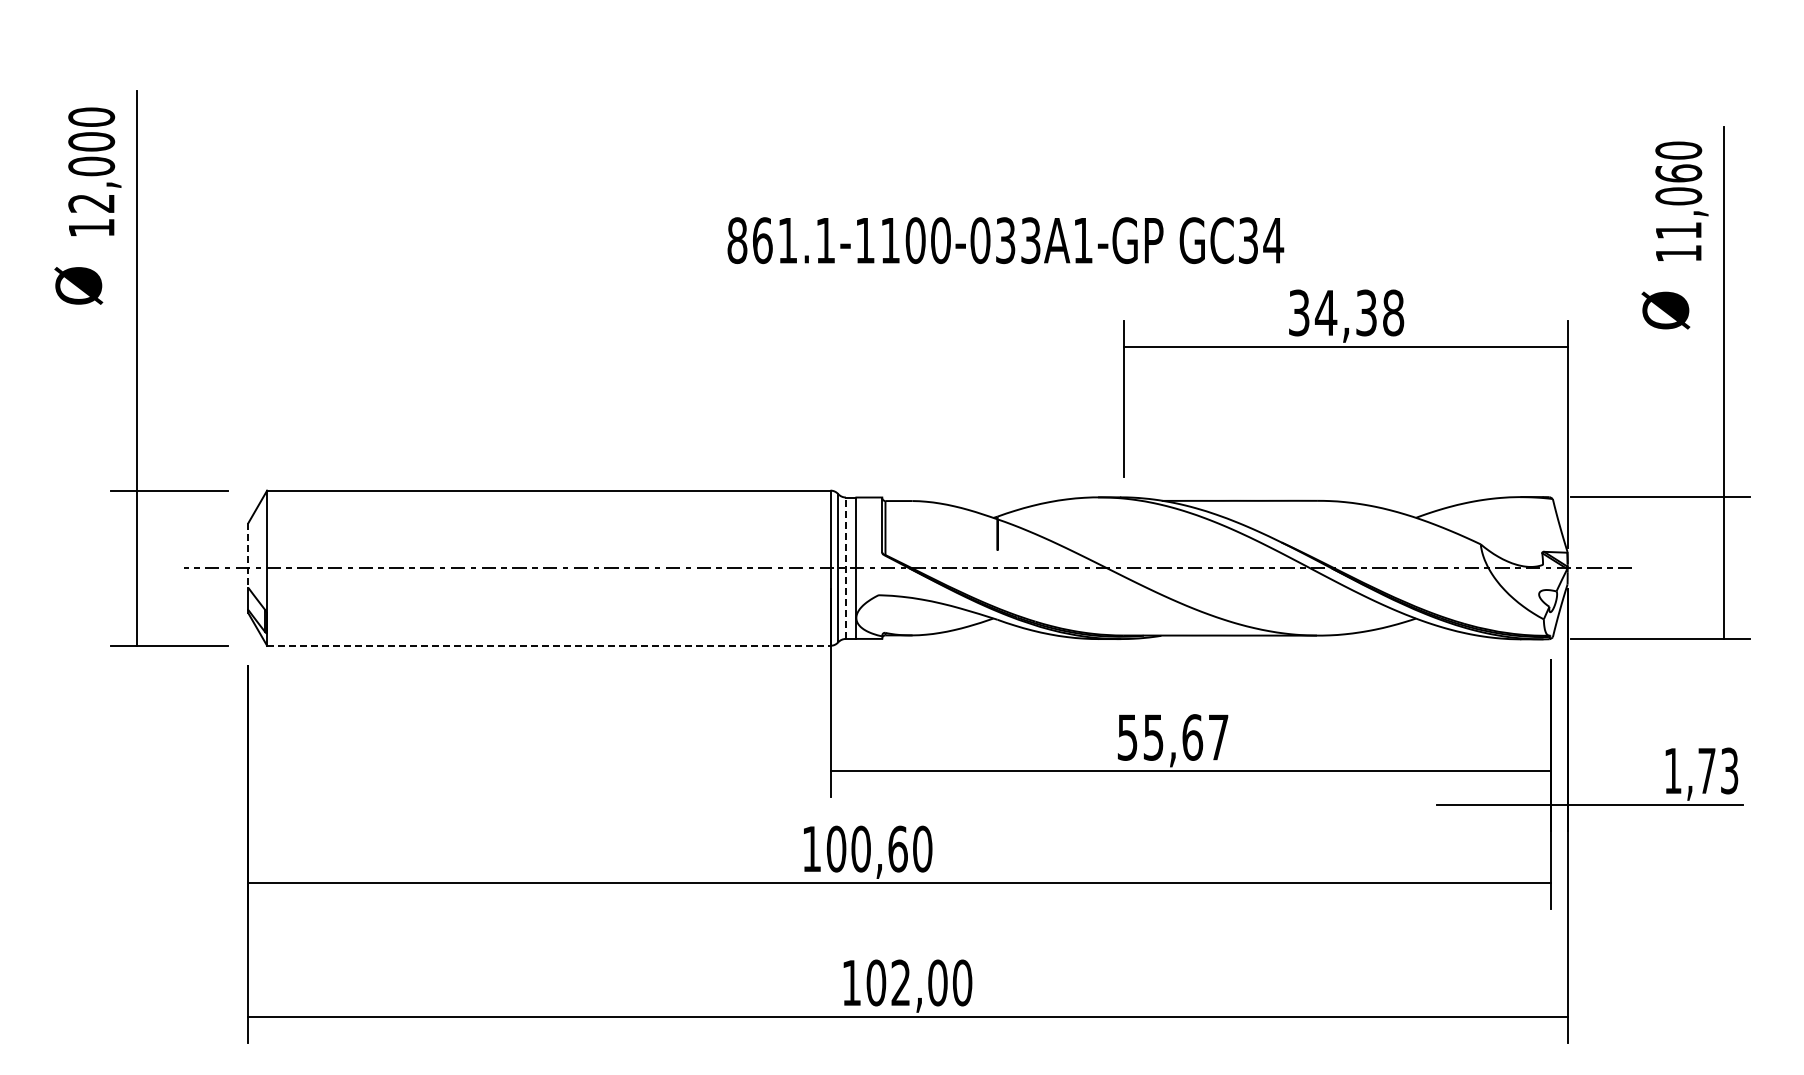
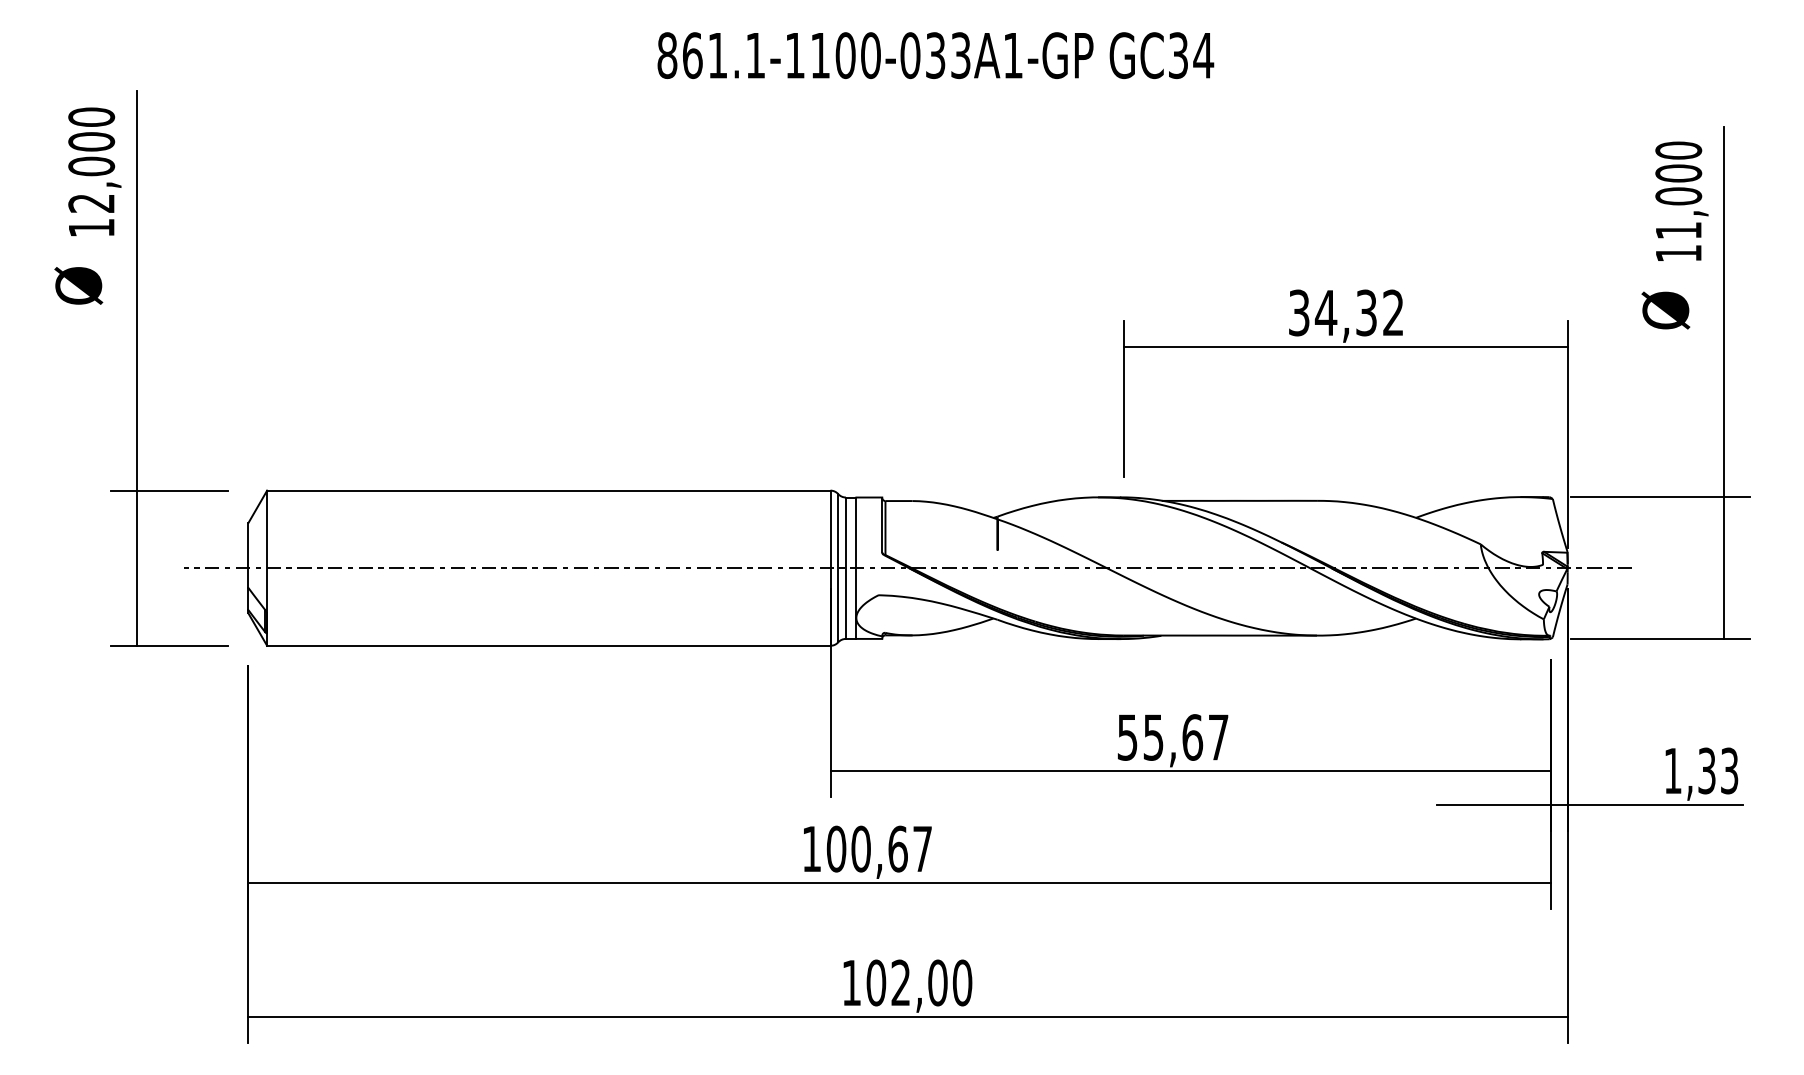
text: 11,060 -> 11,000 (1678, 173)
text position: (1005, 240) -> (935, 55) (935, 55)
text: 34,38 -> 34,32 (1393, 312)
line: dashed -> solid (248, 555)
line: dashed -> solid (845, 568)
line: dashed -> solid (548, 645)
text: 1,73 -> 1,33 (1706, 770)
text: 100,60 -> 100,67 (922, 848)
